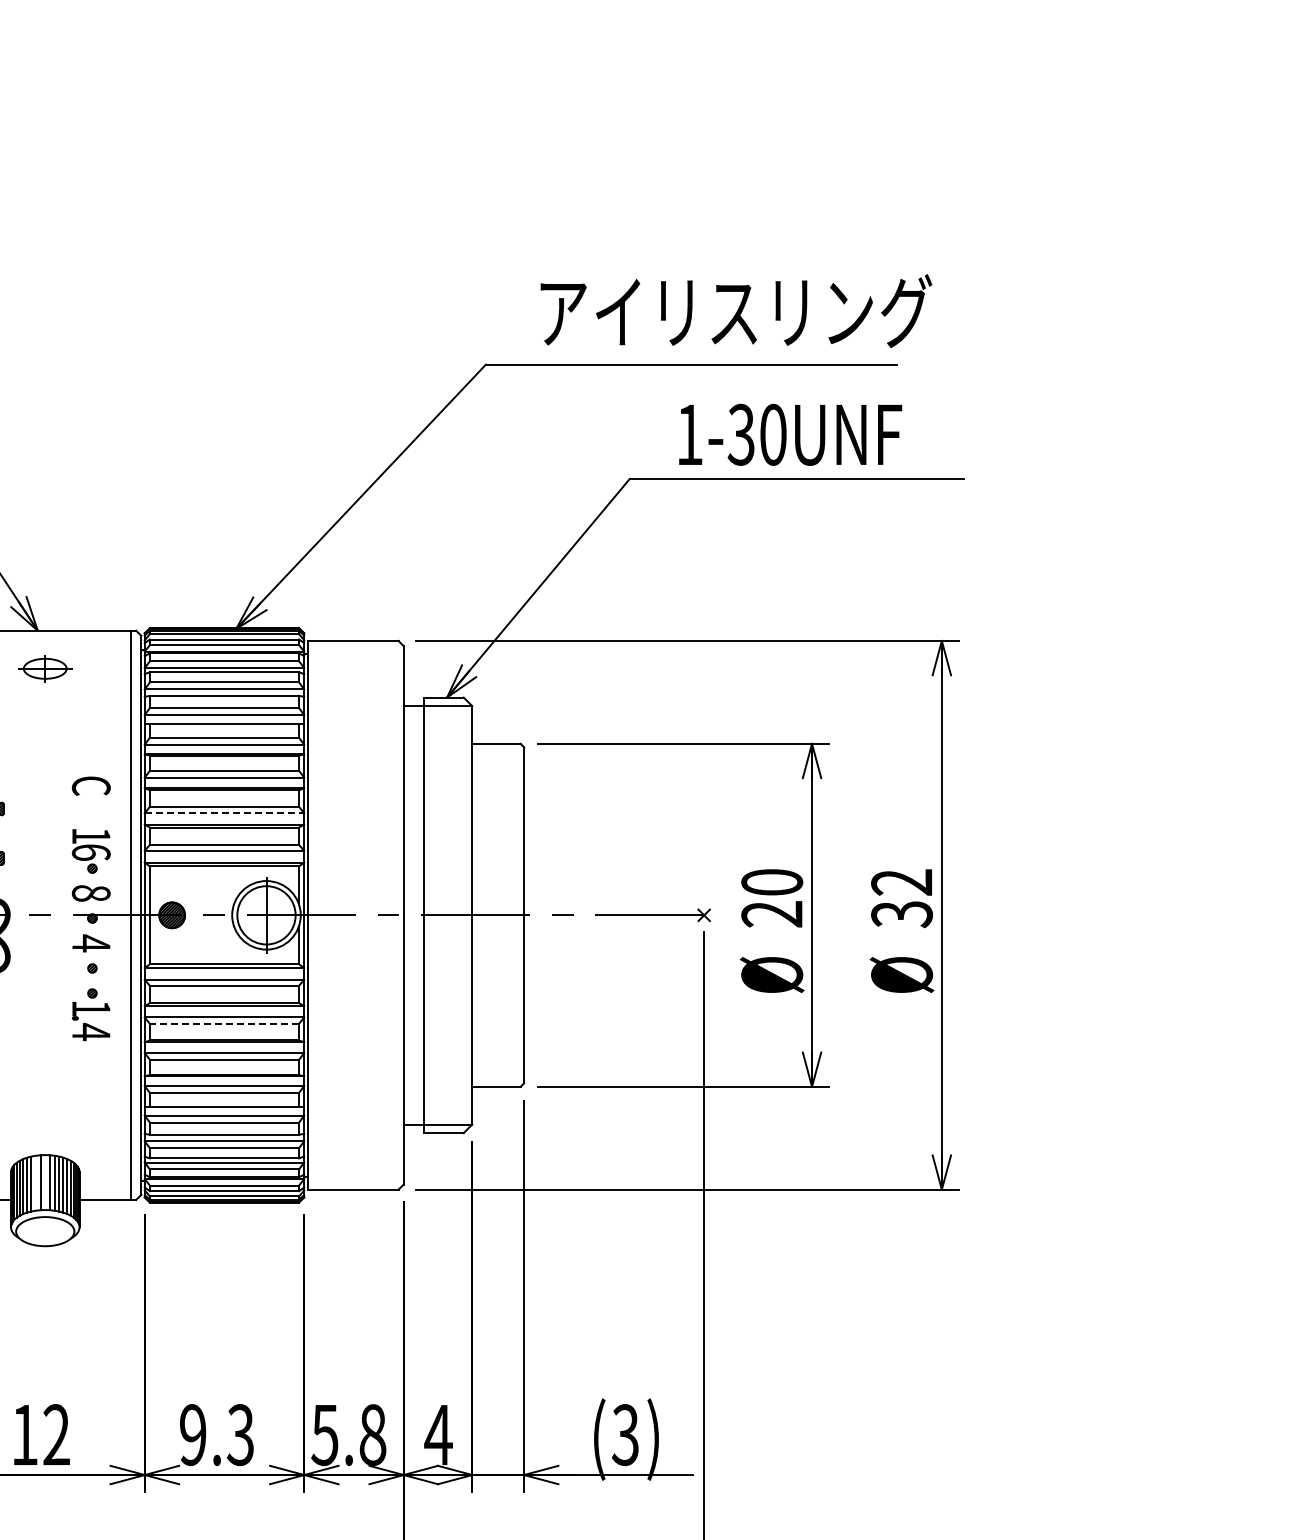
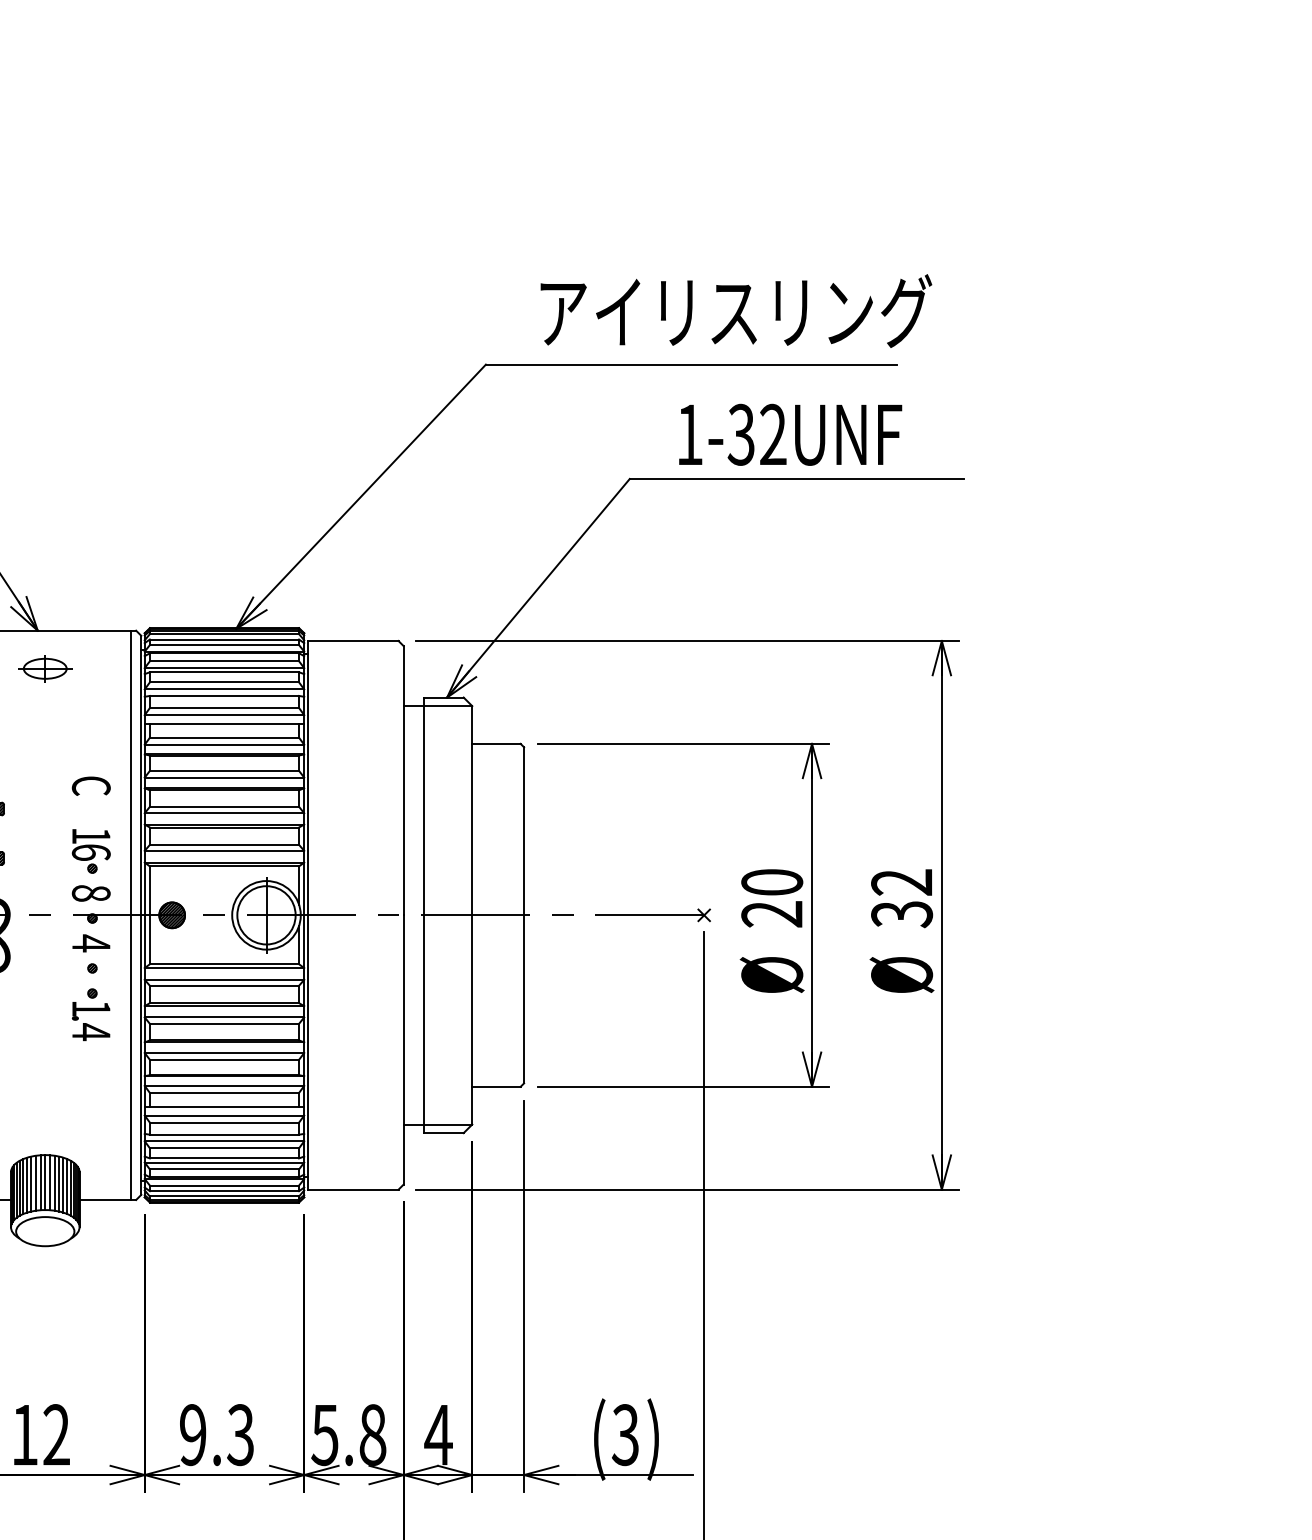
text: 1-30UNF -> 1-32UNF (773, 434)
line: dashed -> solid (224, 813)
line: dashed -> solid (224, 1023)
line: none -> present (35, 1182)
line: none -> present (45, 1182)
